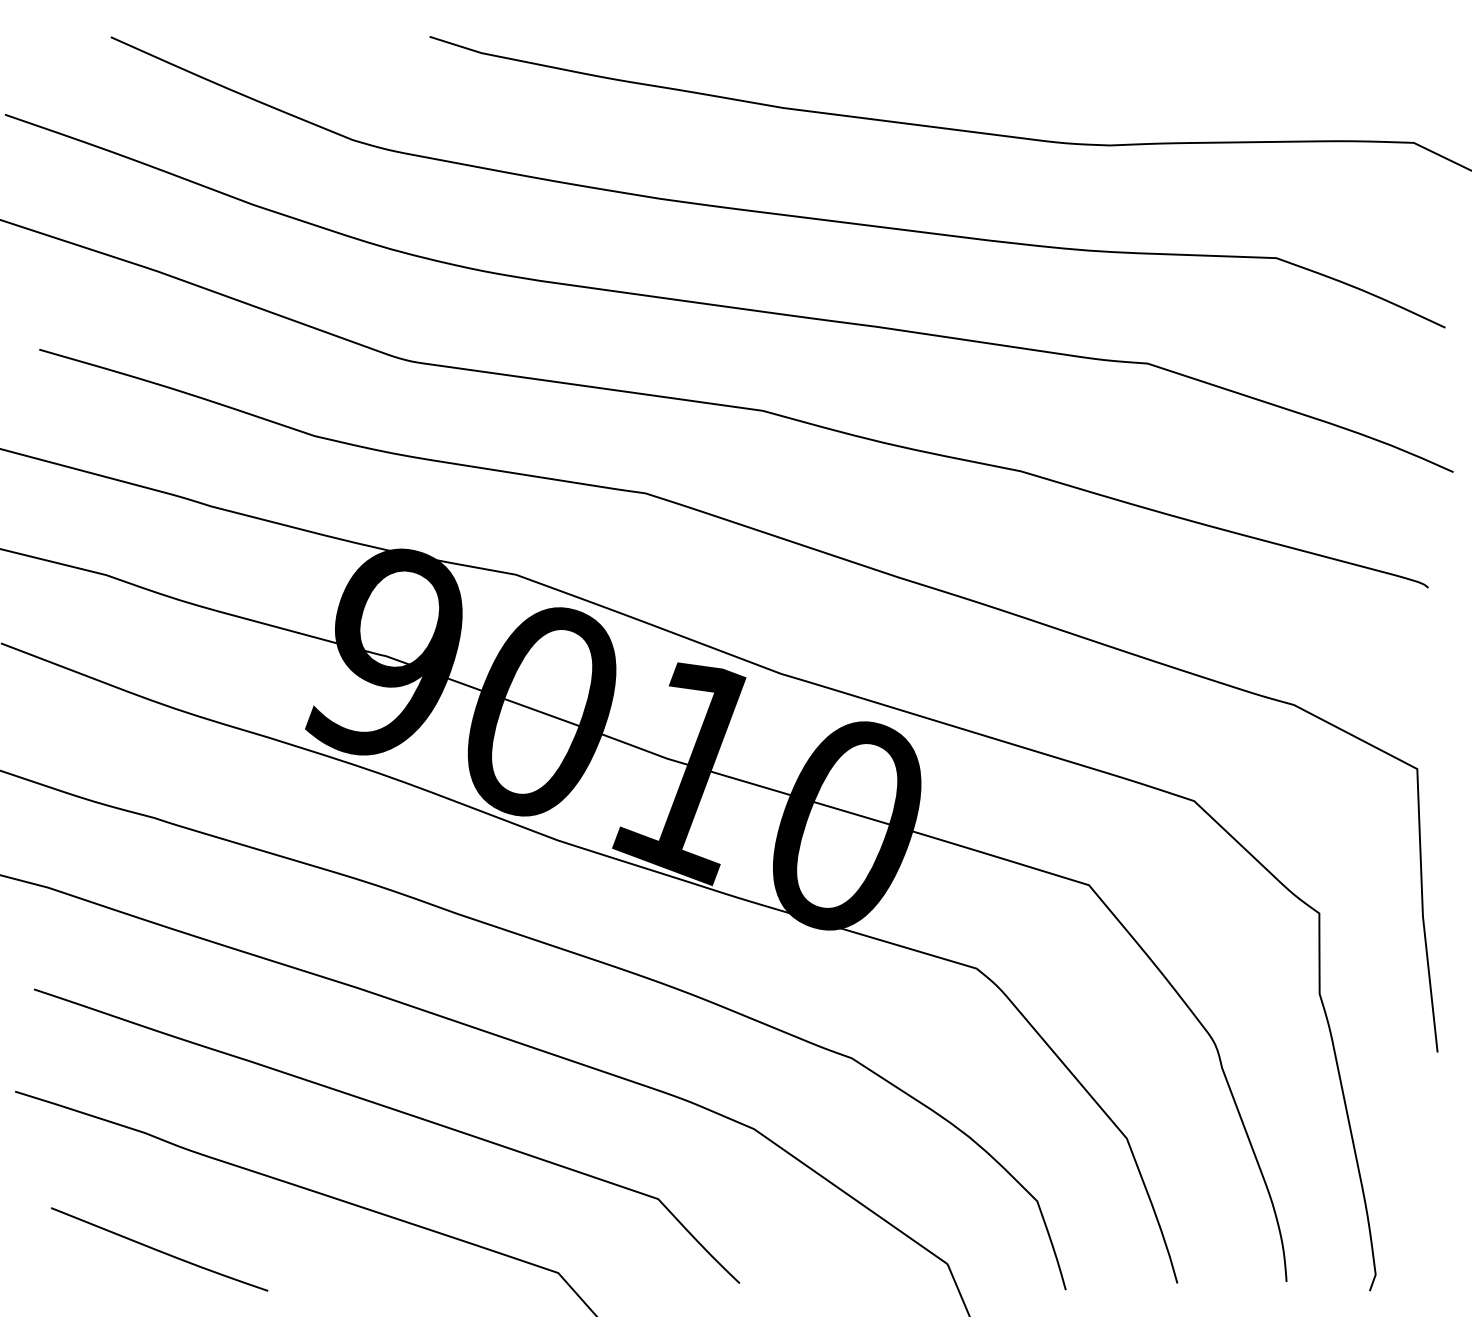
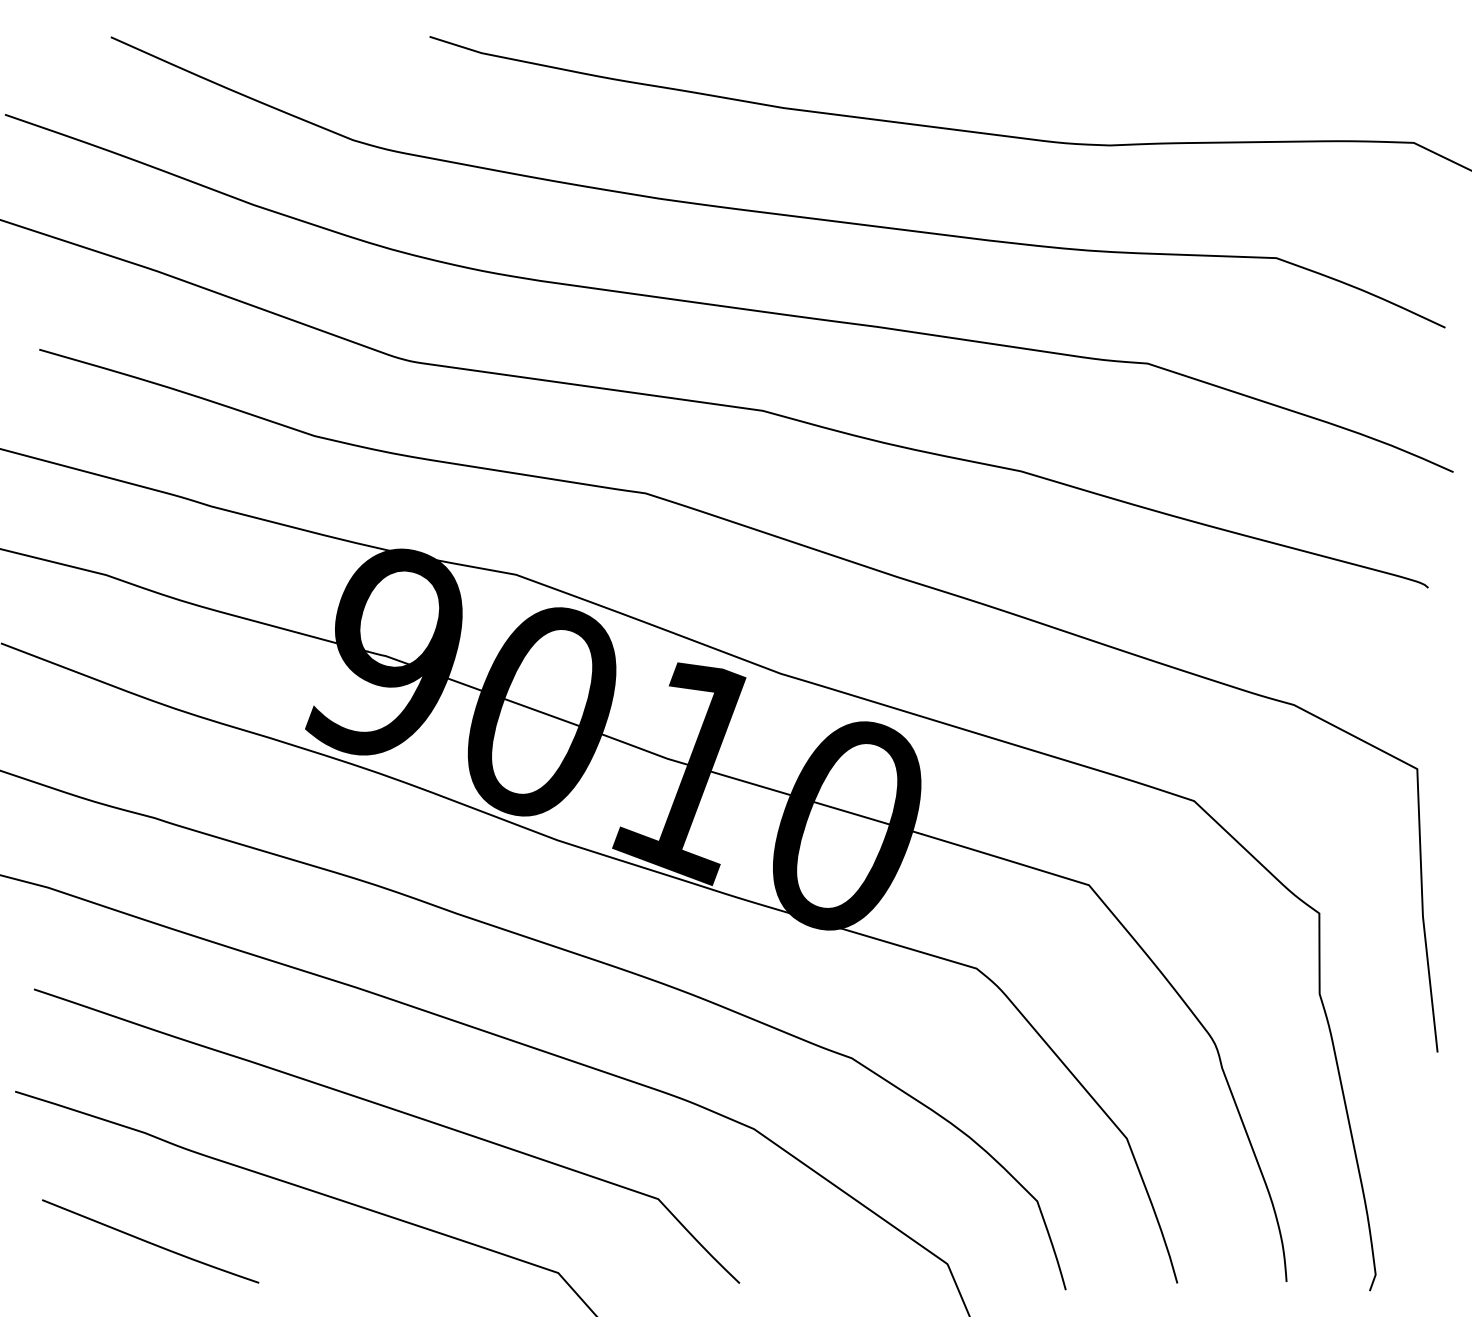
curve position: (158, 1249) -> (149, 1241) (149, 1241)
